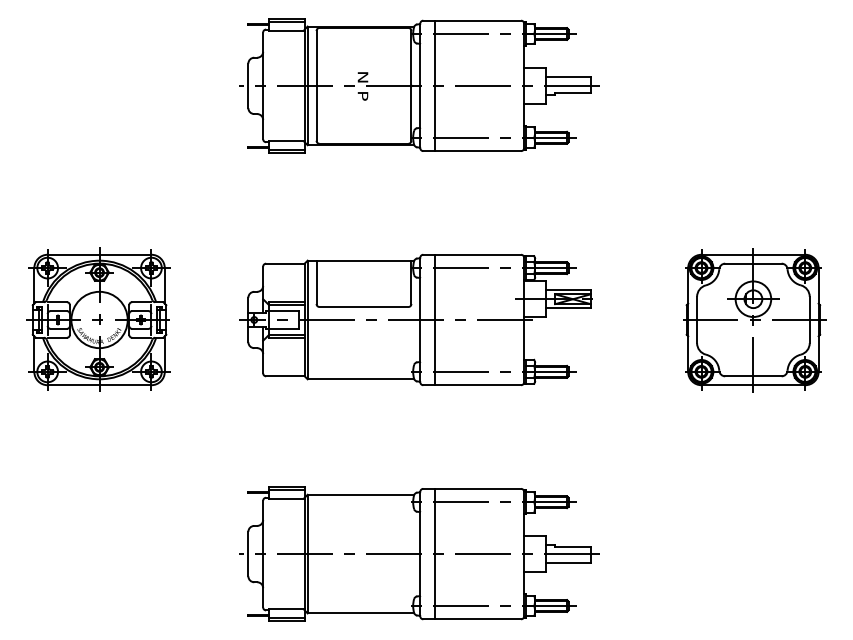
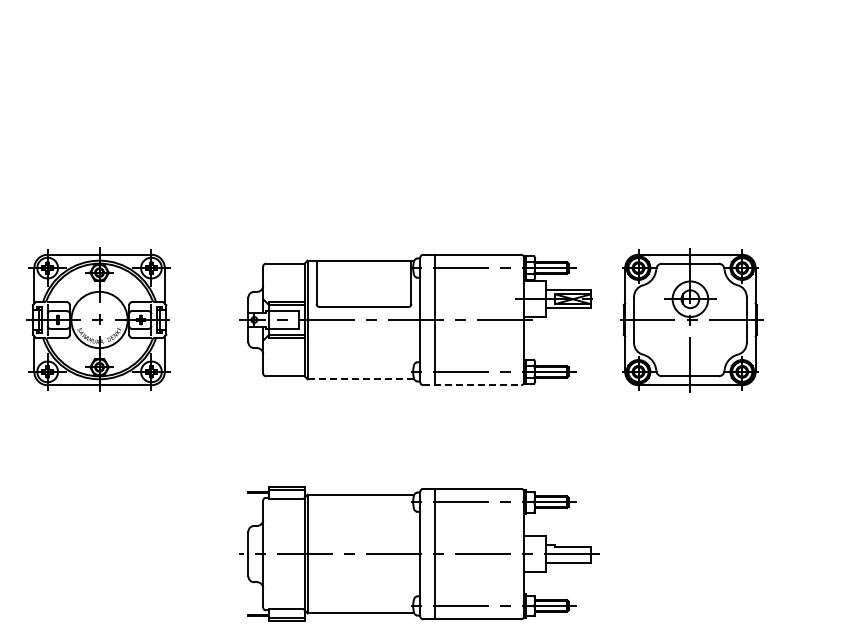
part: present -> none (419, 85)
part position: (754, 320) -> (691, 320) (691, 320)
line: solid -> dashed (360, 379)
line: solid -> dashed (472, 385)
